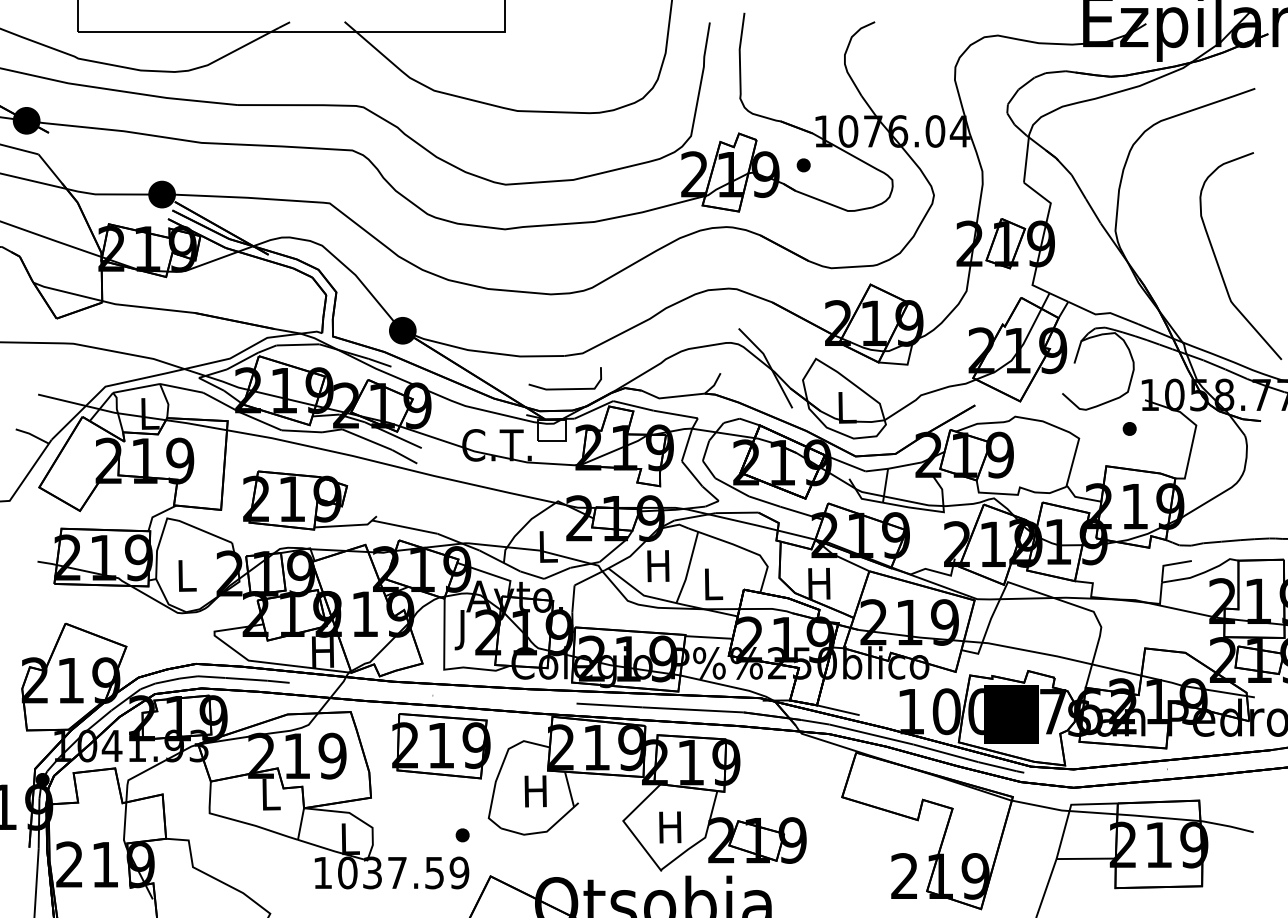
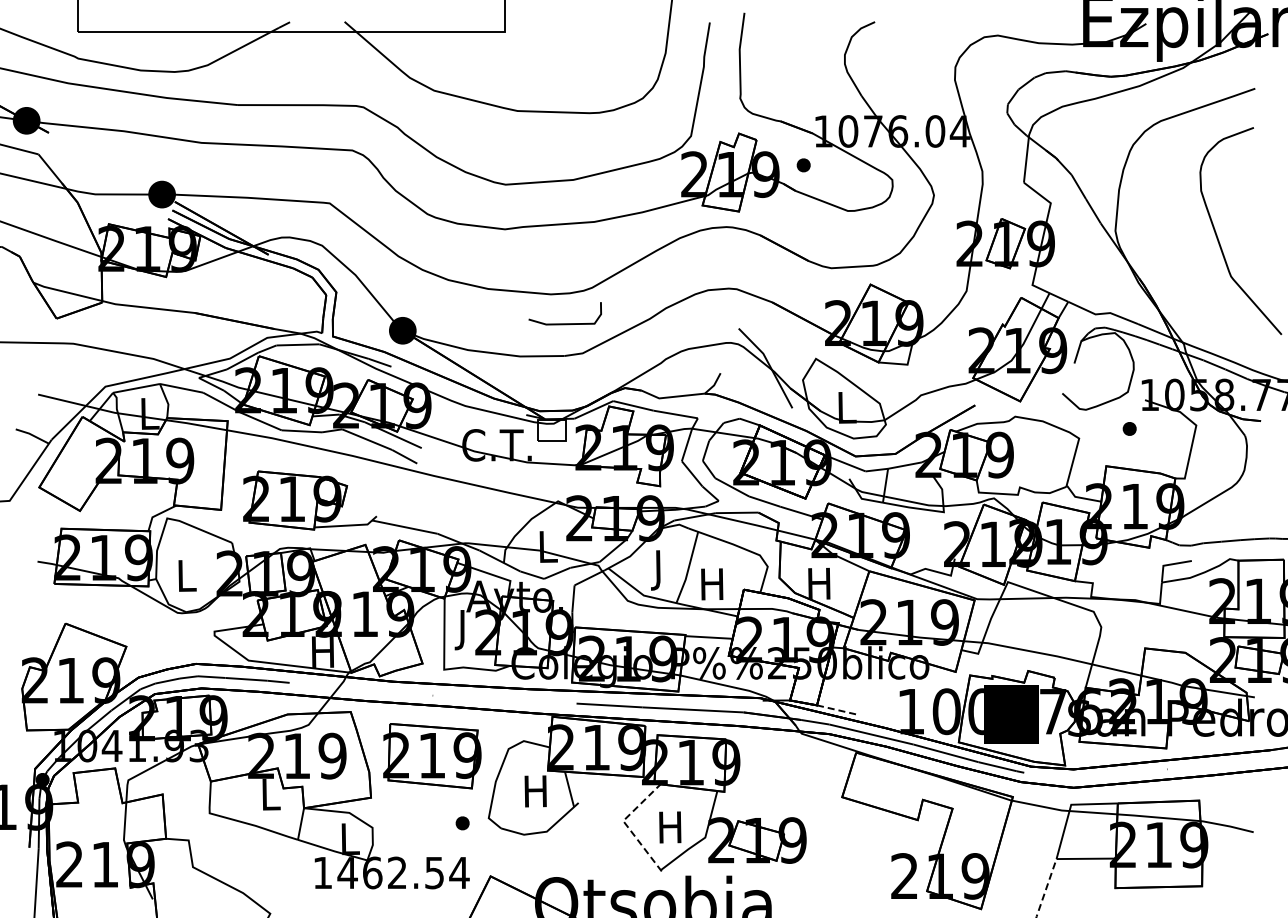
curve position: (1218, 262) -> (1218, 237) (1218, 237)
line position: (564, 388) -> (564, 323) (564, 323)
text: H -> J (658, 570)
text: L -> H (712, 584)
line: solid -> dashed (838, 710)
part position: (441, 746) -> (432, 756) (432, 756)
line: solid -> dashed (626, 824)
part position: (462, 835) -> (462, 823) (462, 823)
text: 1037.59 -> 1462.54 (403, 872)
line: solid -> dashed (1046, 888)
